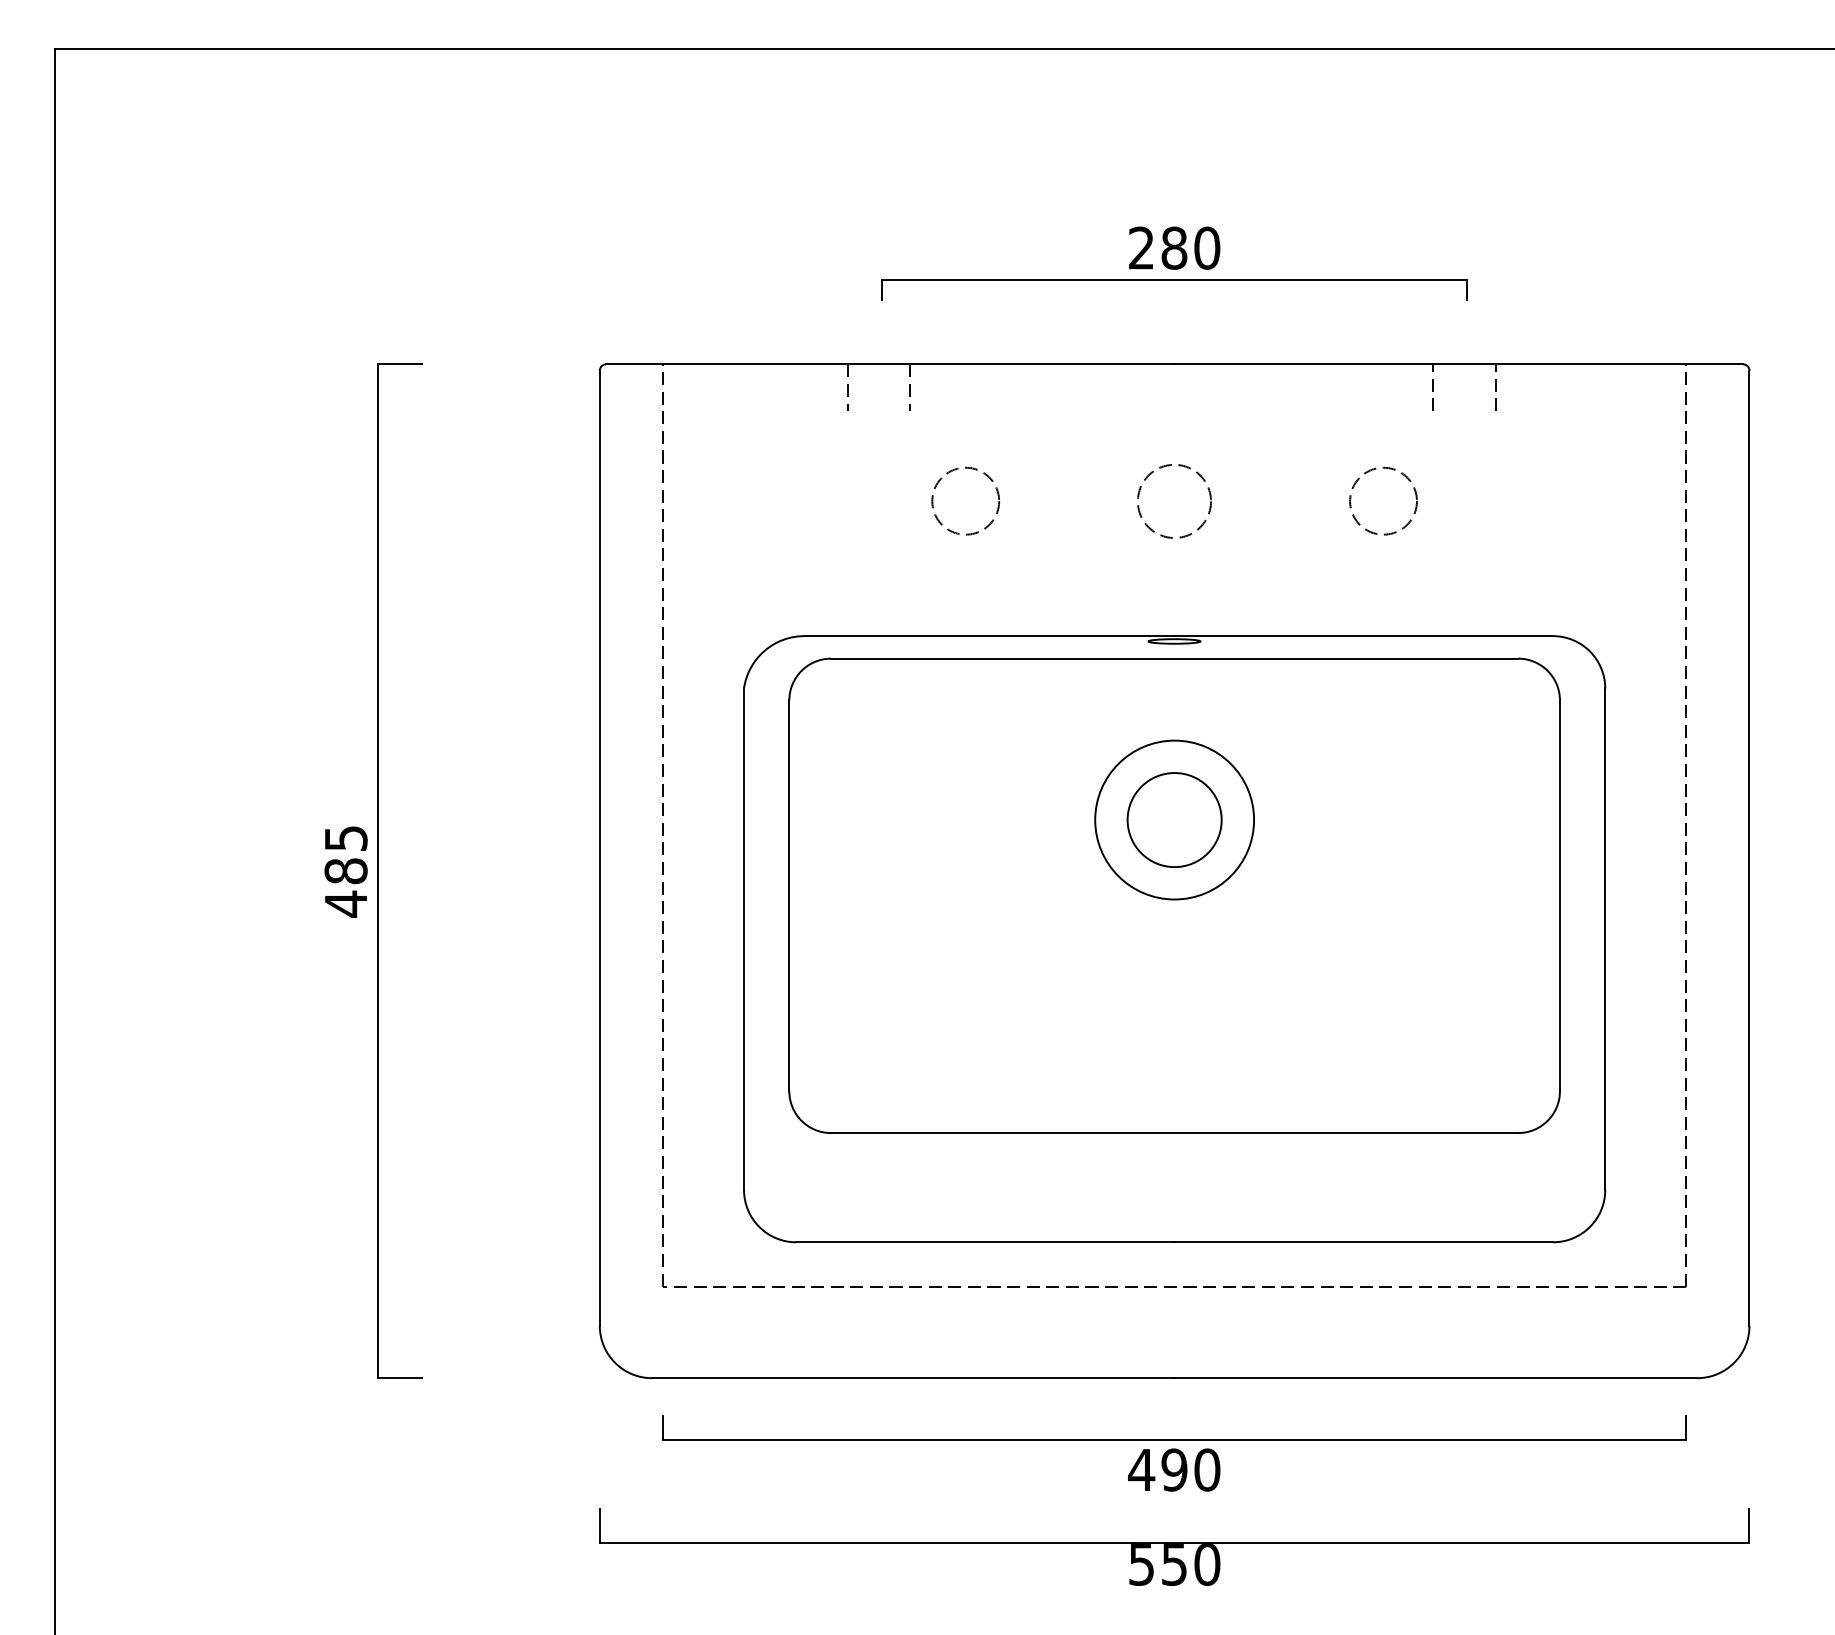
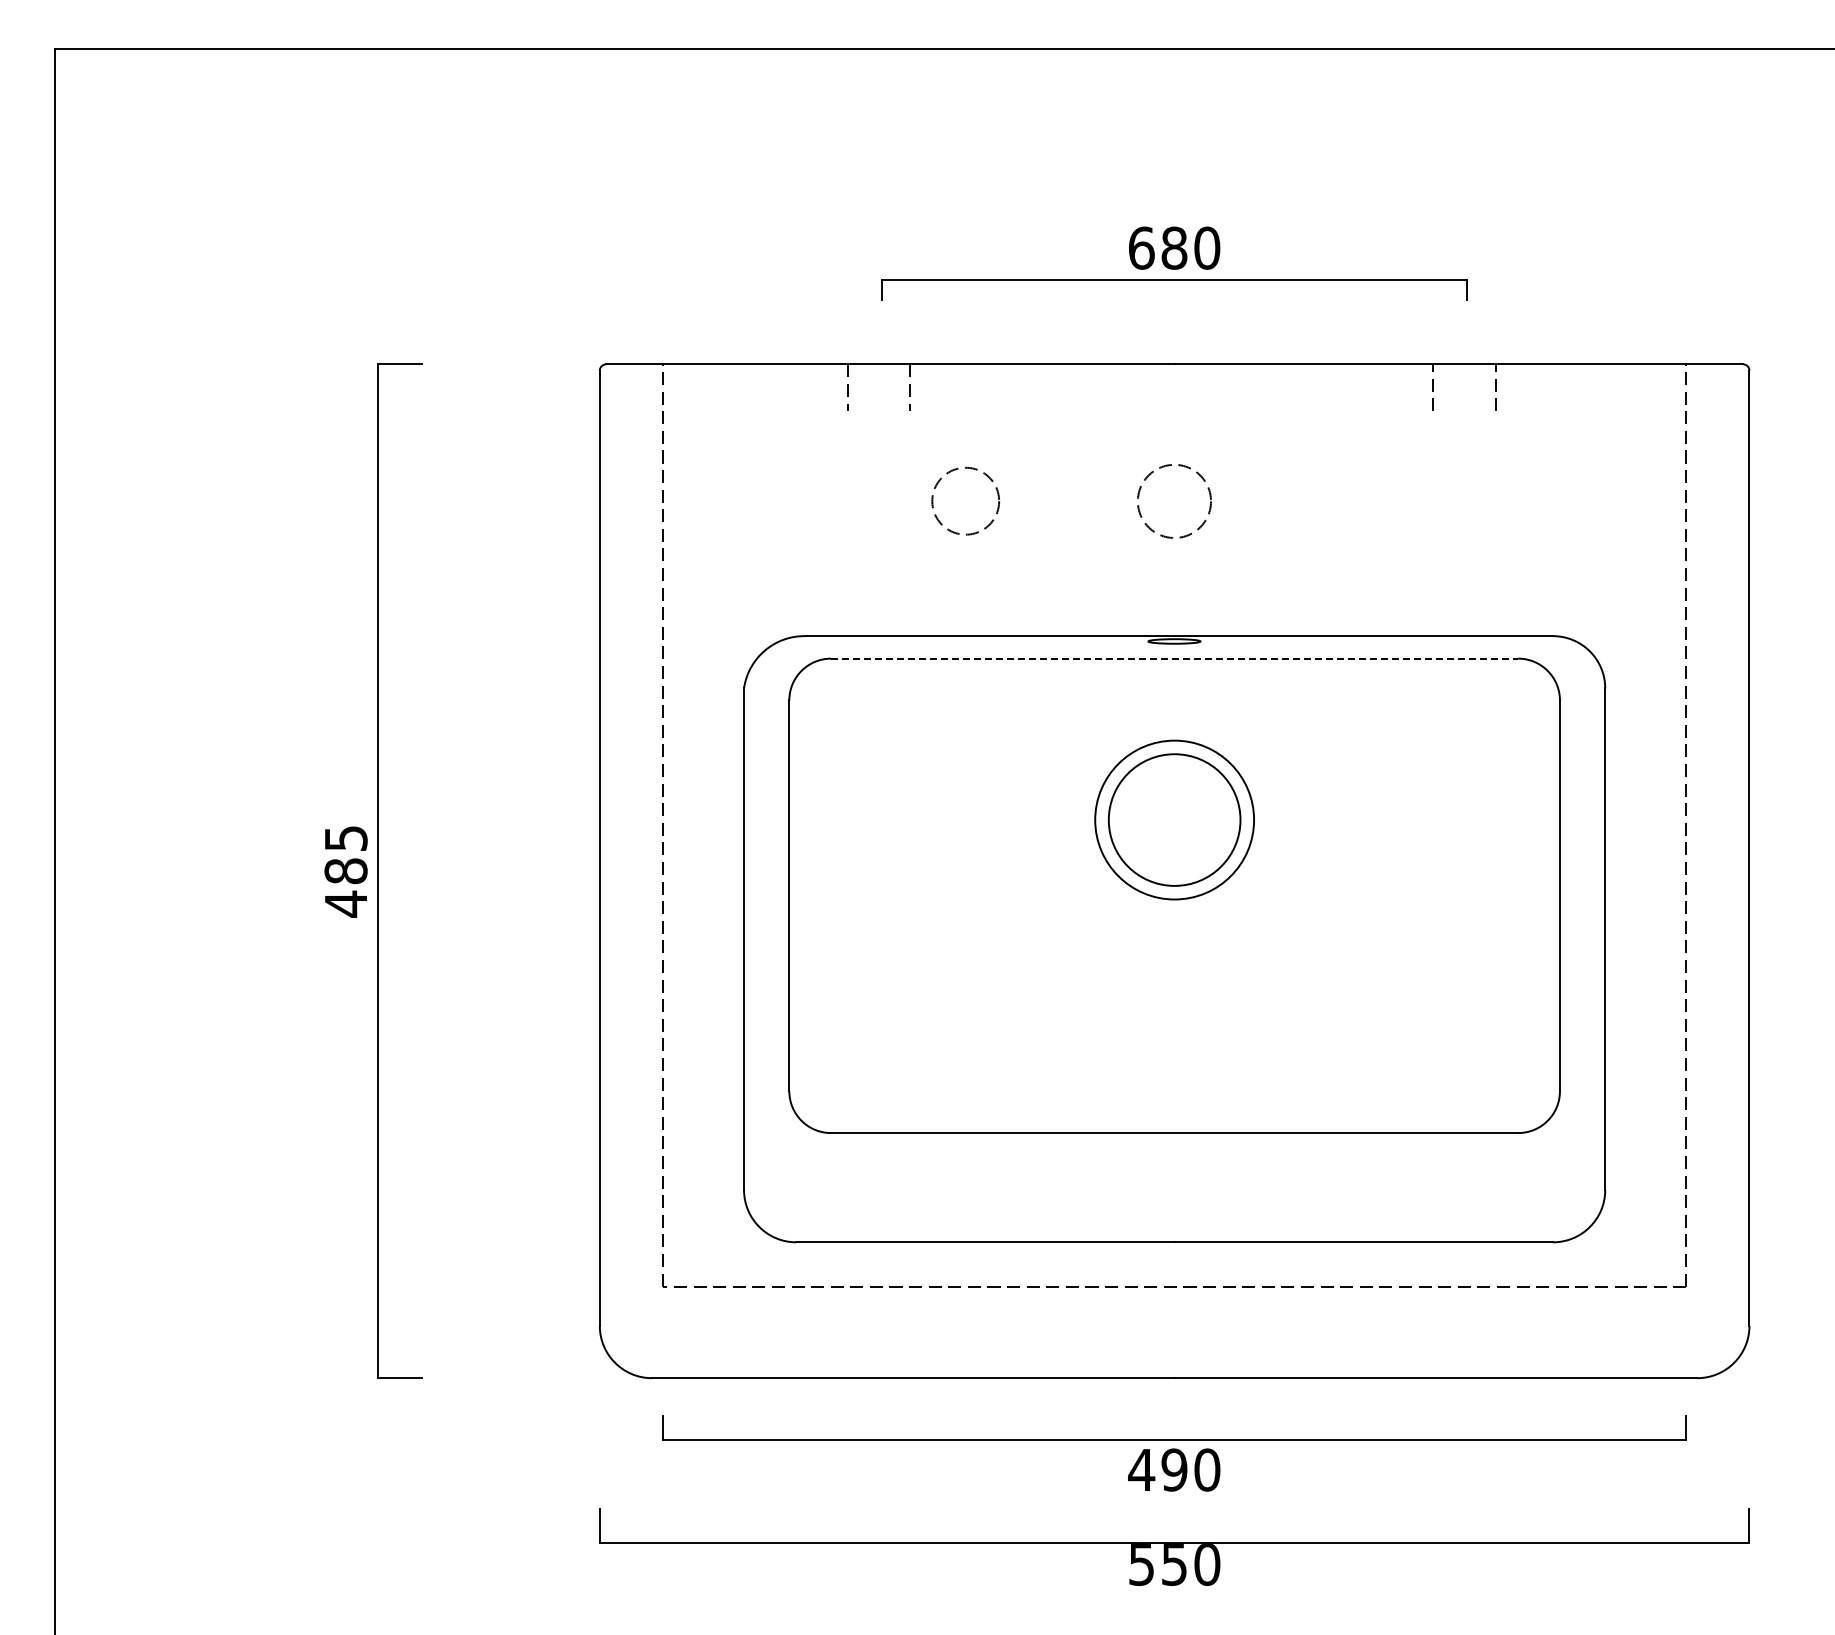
text: 280 -> 680 (1141, 247)
circle: present -> none (1383, 500)
line: solid -> dashed (1174, 658)
circle diameter: 94 px -> 132 px (1174, 819)
